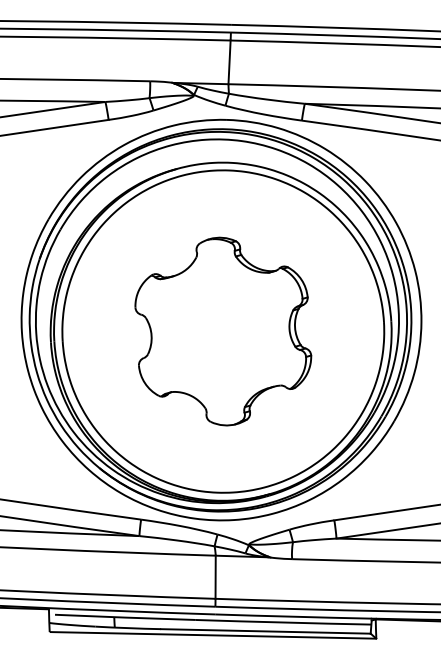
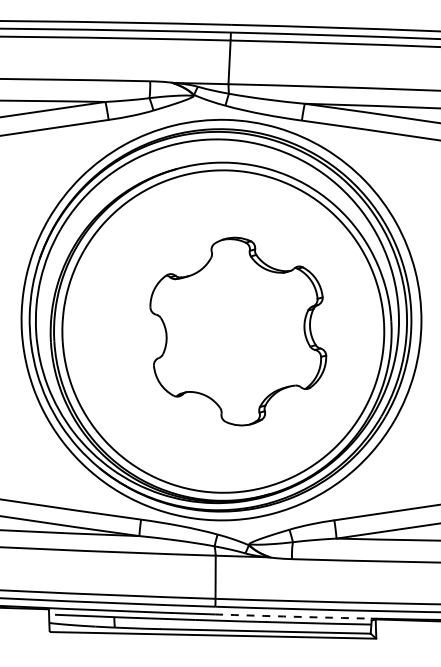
part position: (223, 331) -> (238, 331) (238, 331)
arc: solid -> dashed (293, 616)
